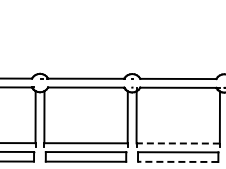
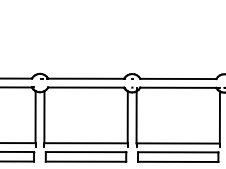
line: dashed -> solid (178, 143)
line: dashed -> solid (177, 161)
